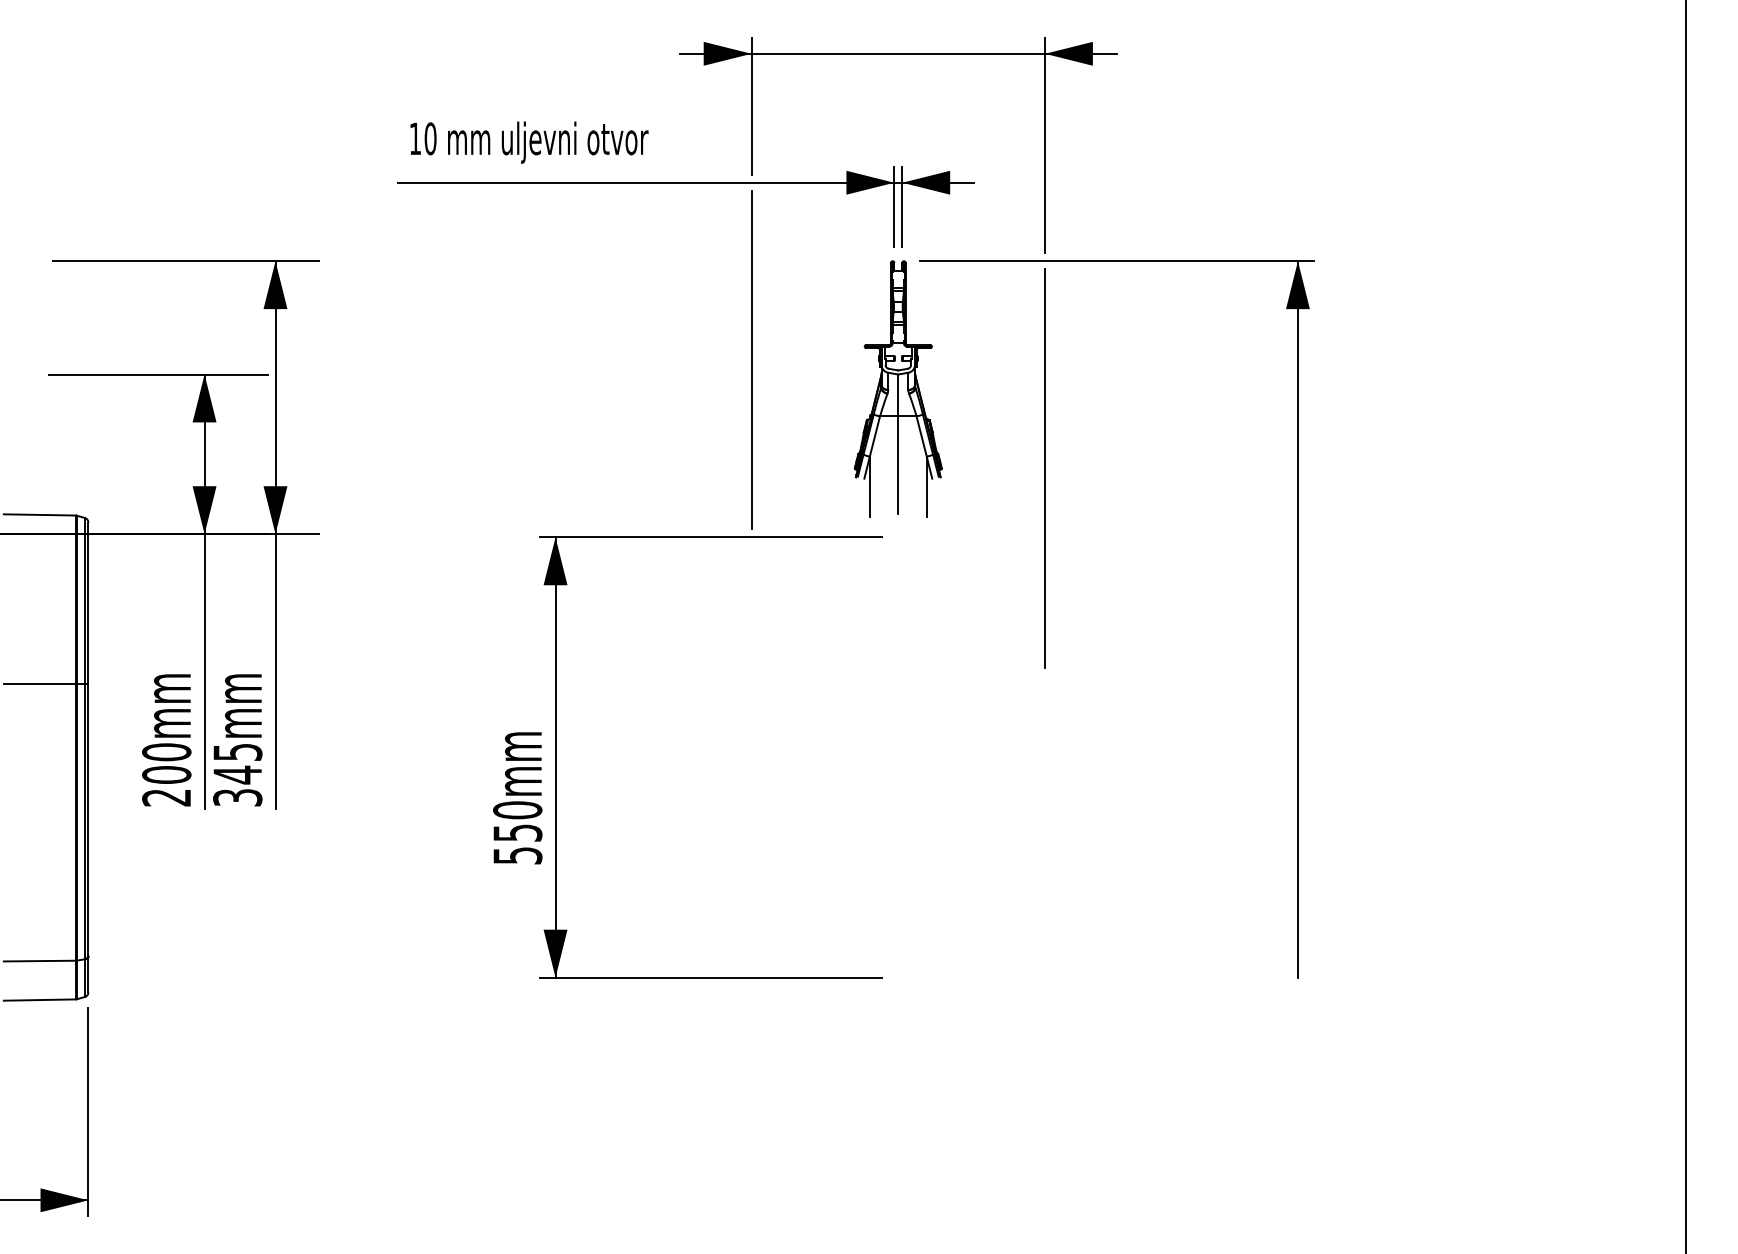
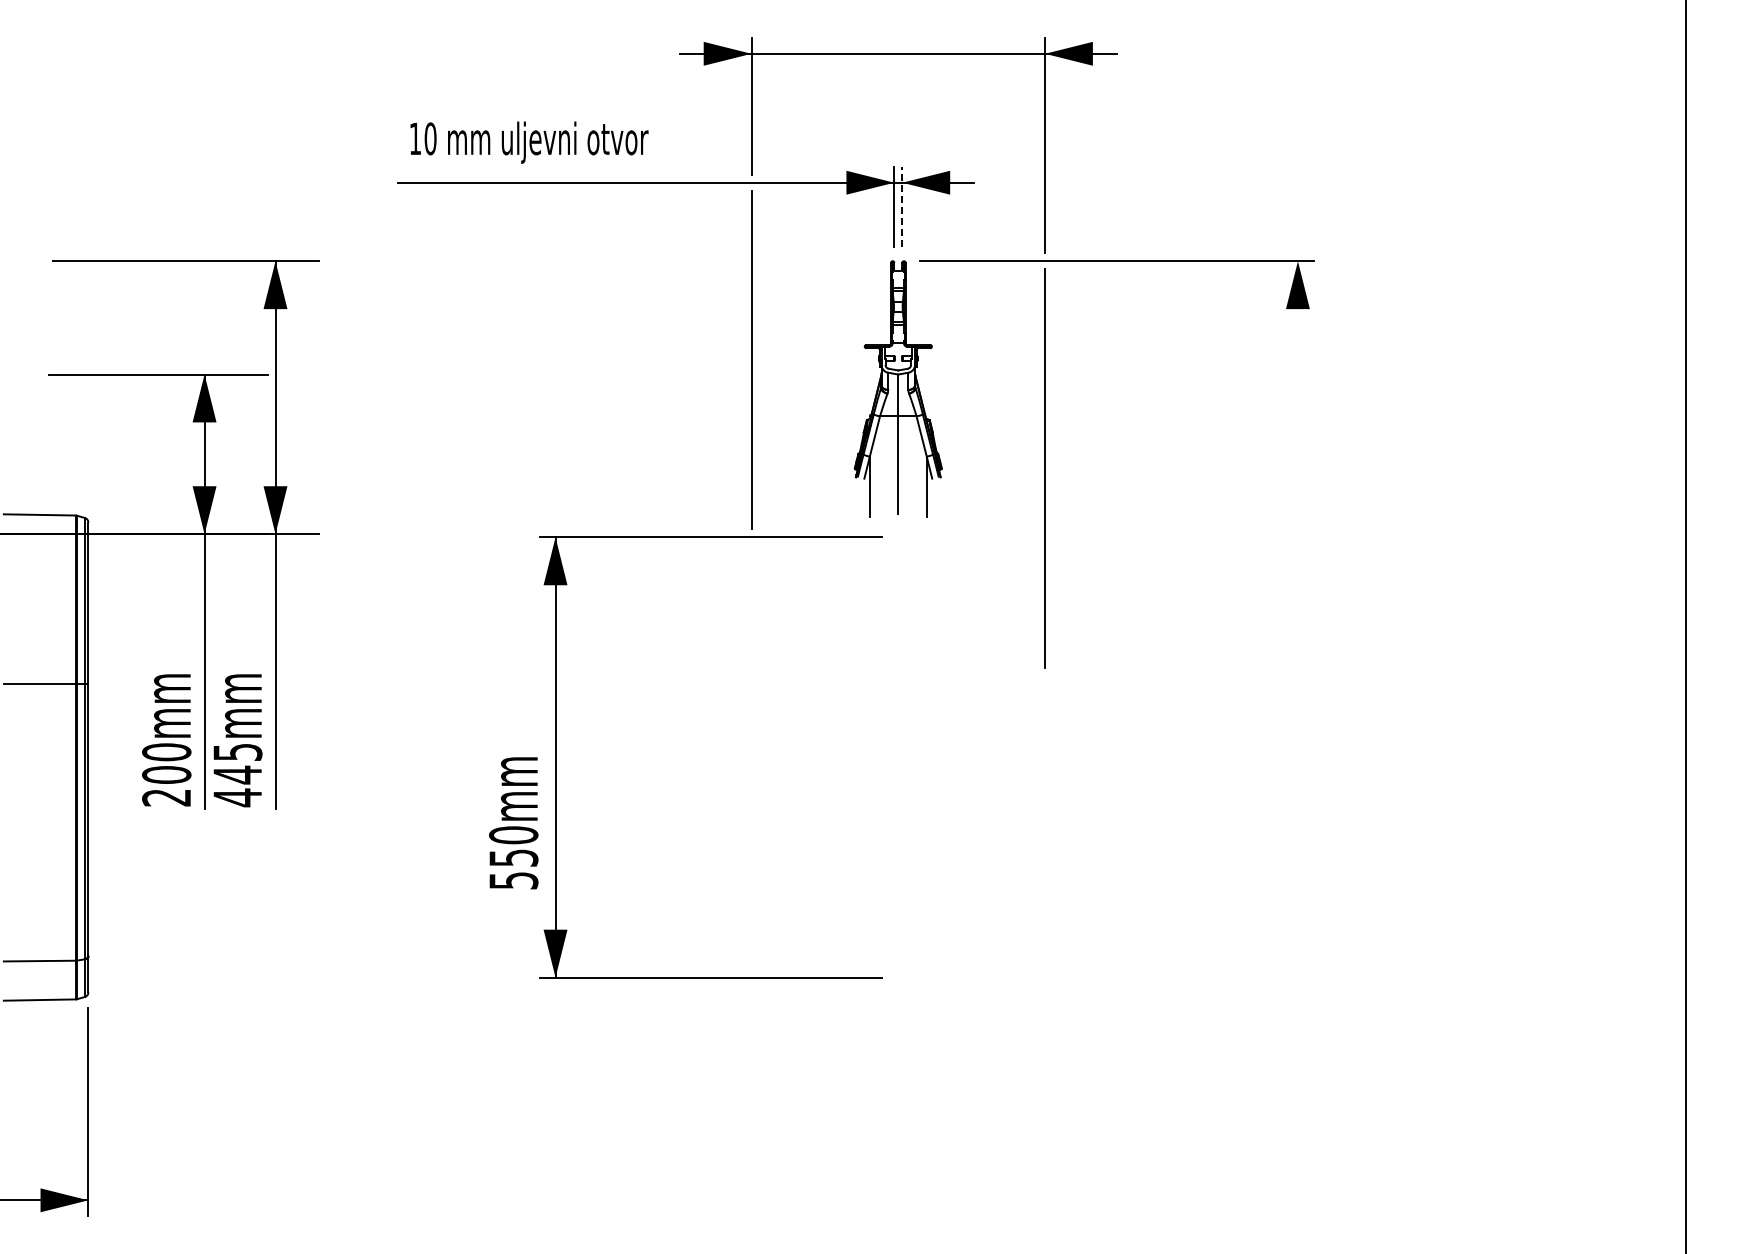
line: solid -> dashed (902, 206)
line: present -> none (1297, 619)
text: 345mm -> 445mm (237, 797)
text position: (517, 798) -> (513, 823) (513, 823)
